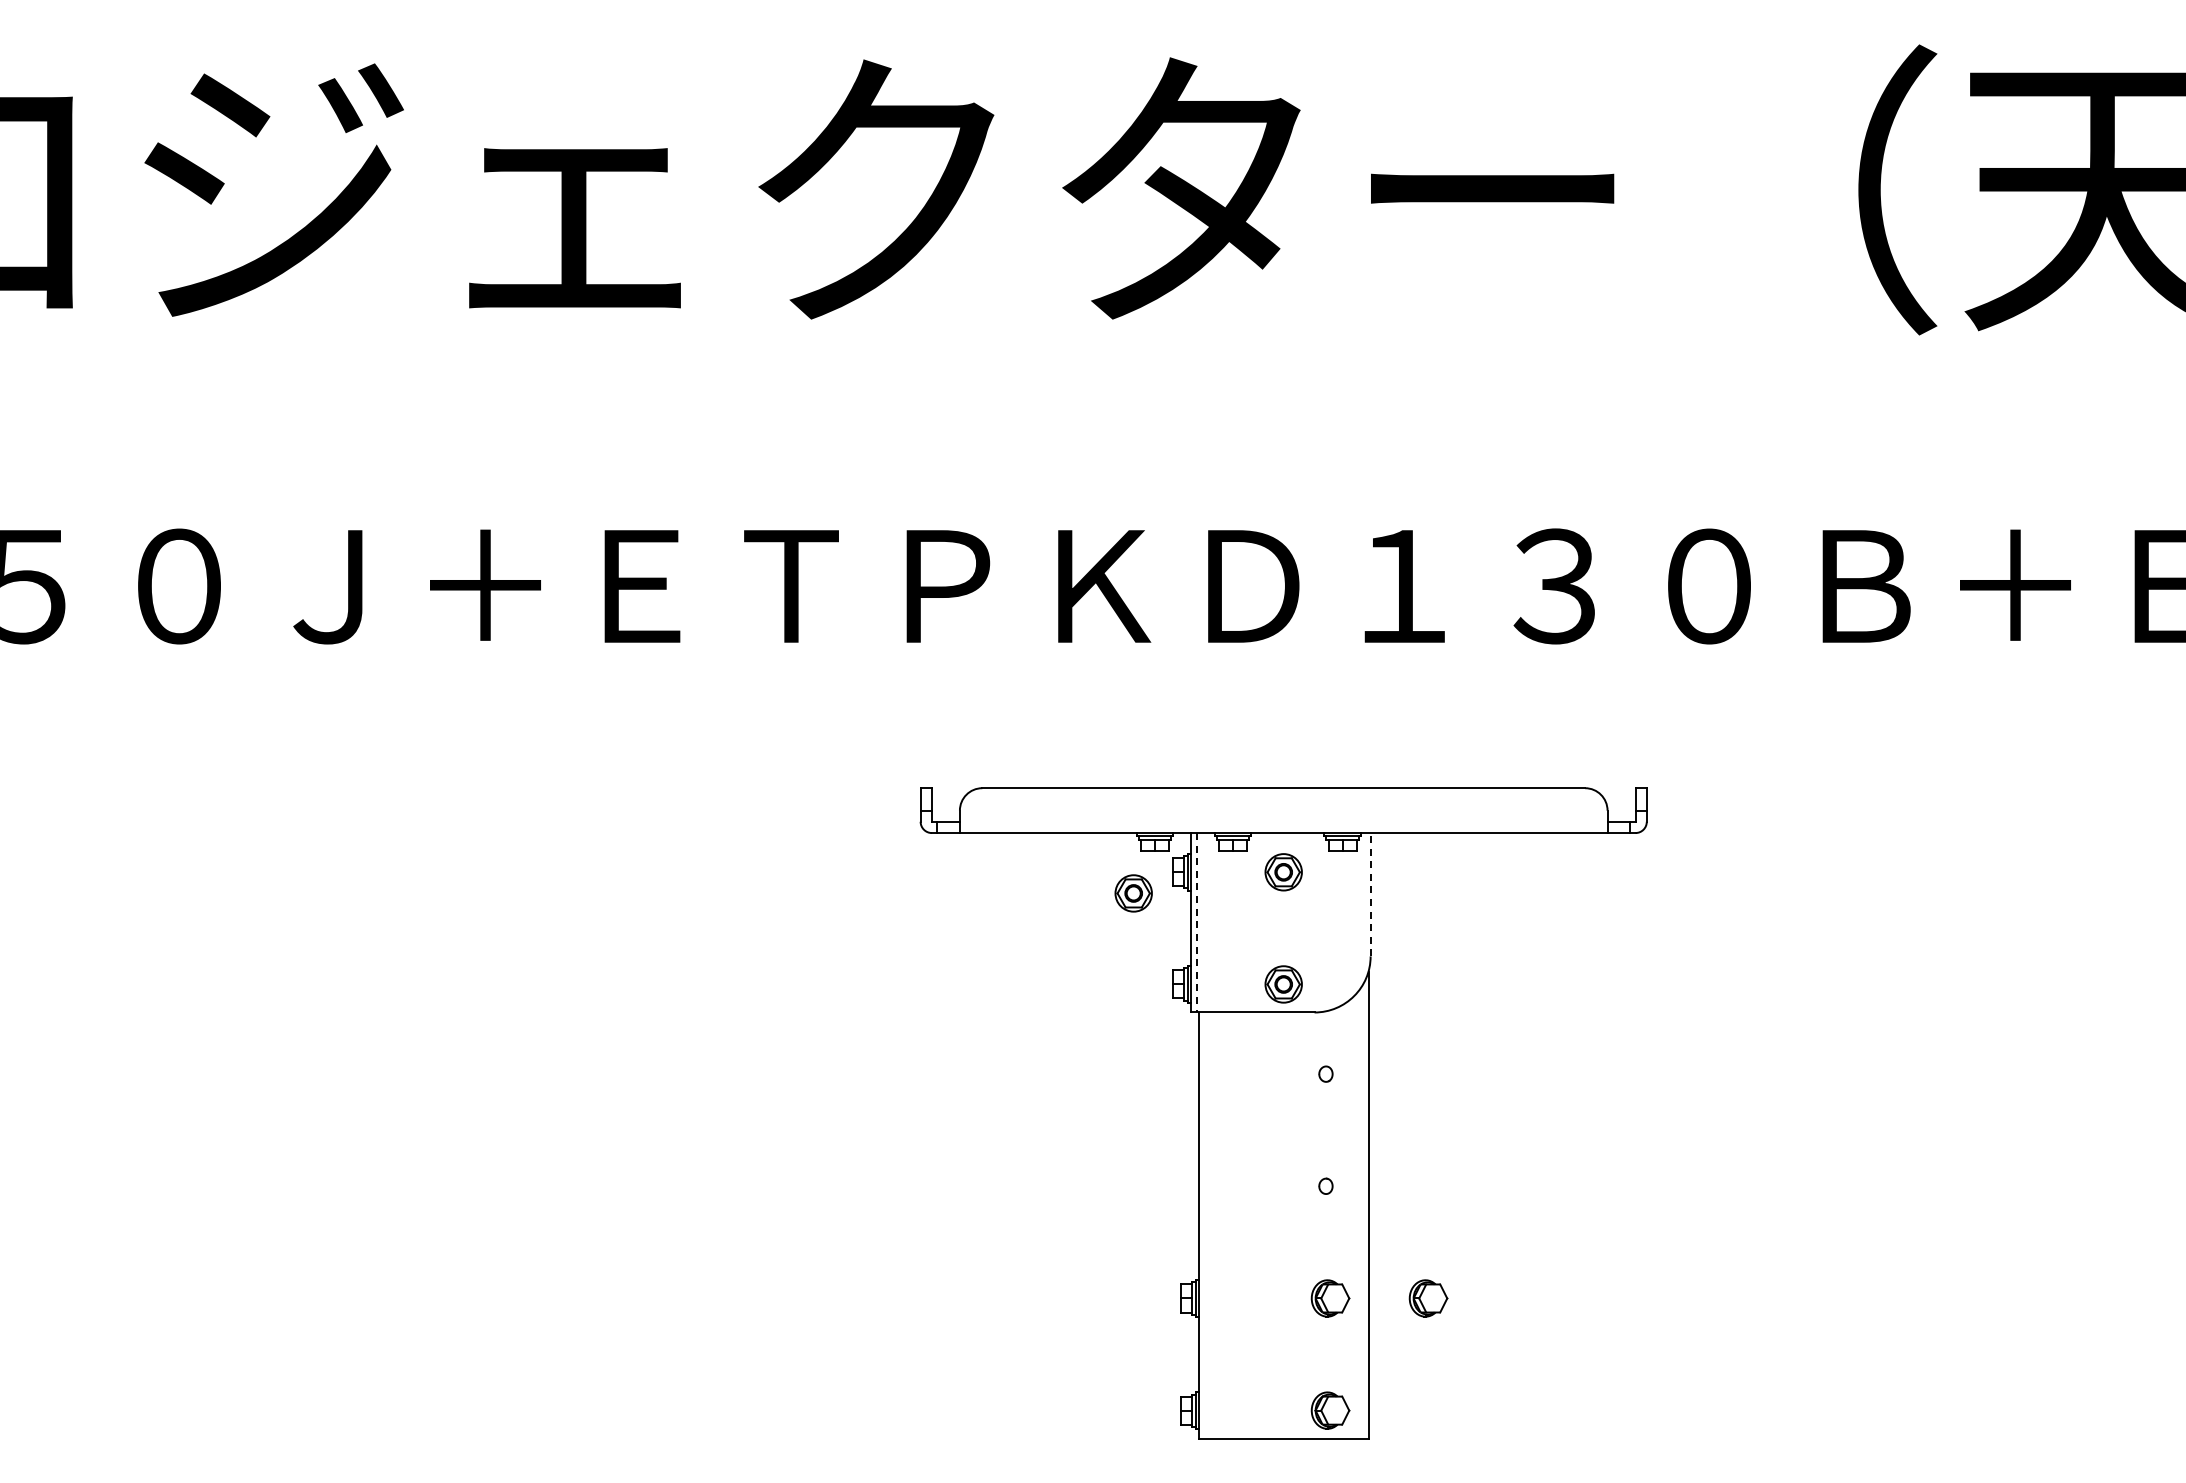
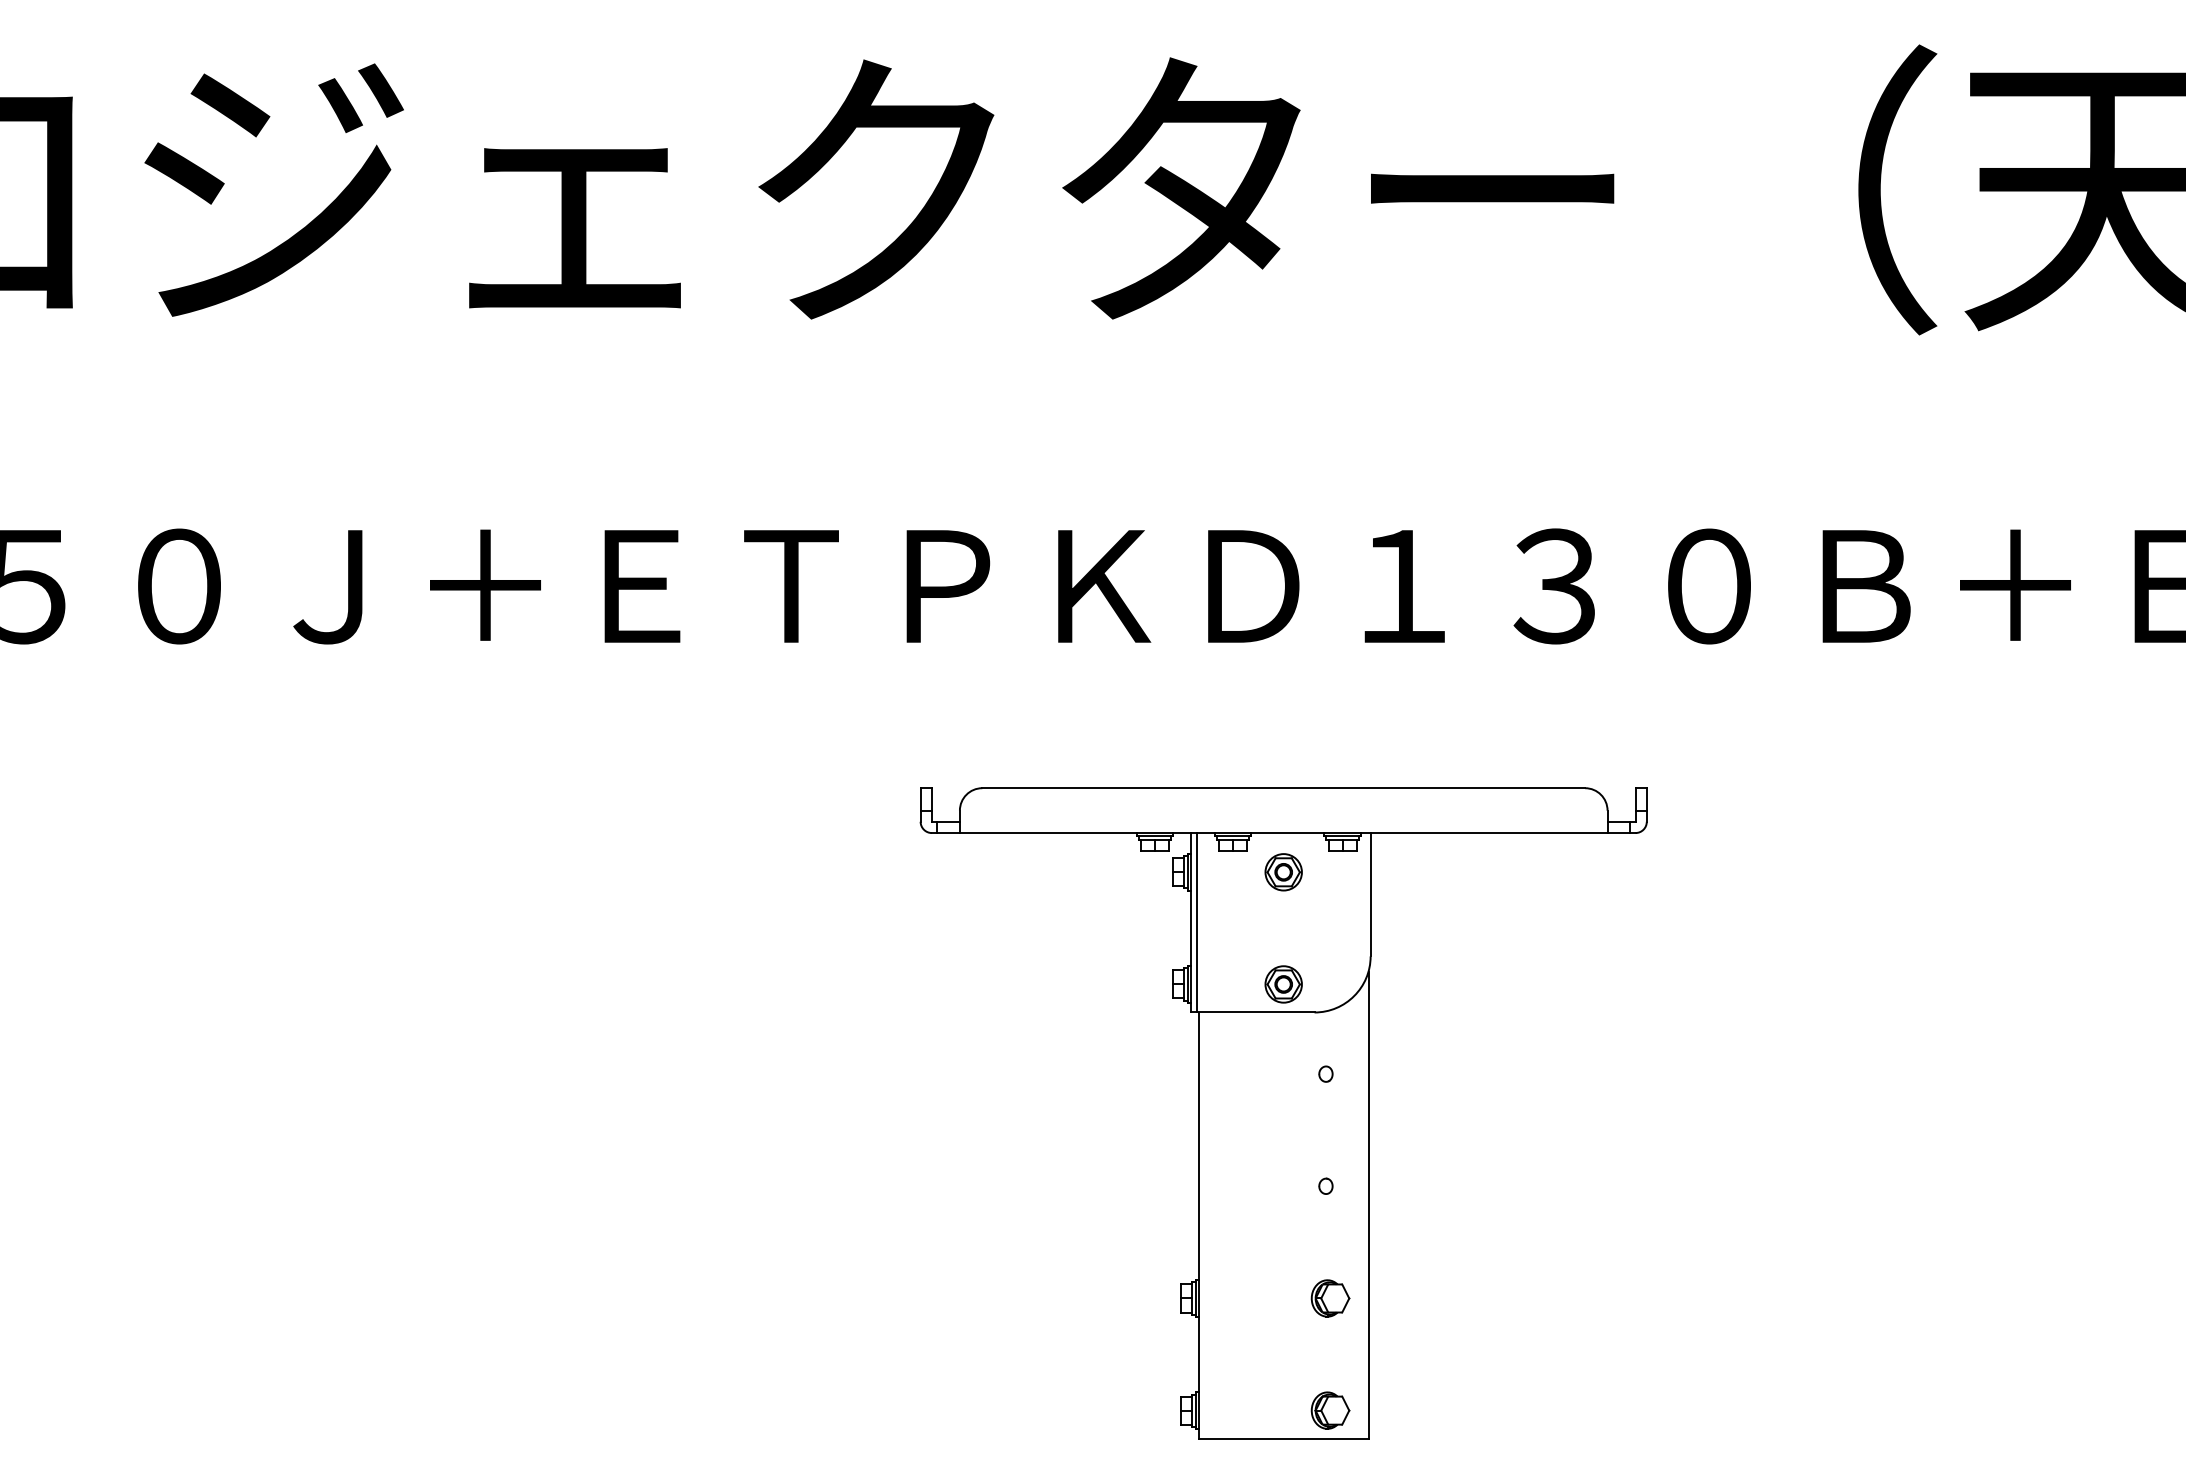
part: present -> none (1133, 893)
line: dashed -> solid (1370, 894)
line: dashed -> solid (1196, 922)
part: present -> none (1428, 1298)
